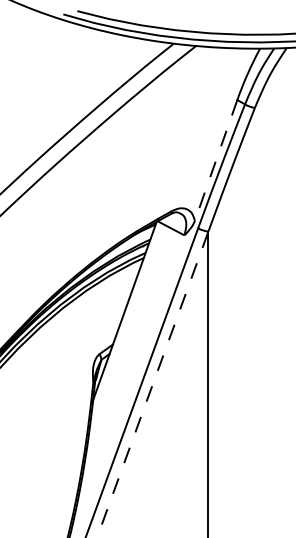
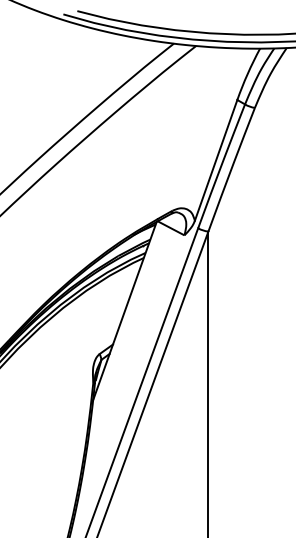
line: dashed -> solid (215, 160)
line: dashed -> solid (152, 384)
